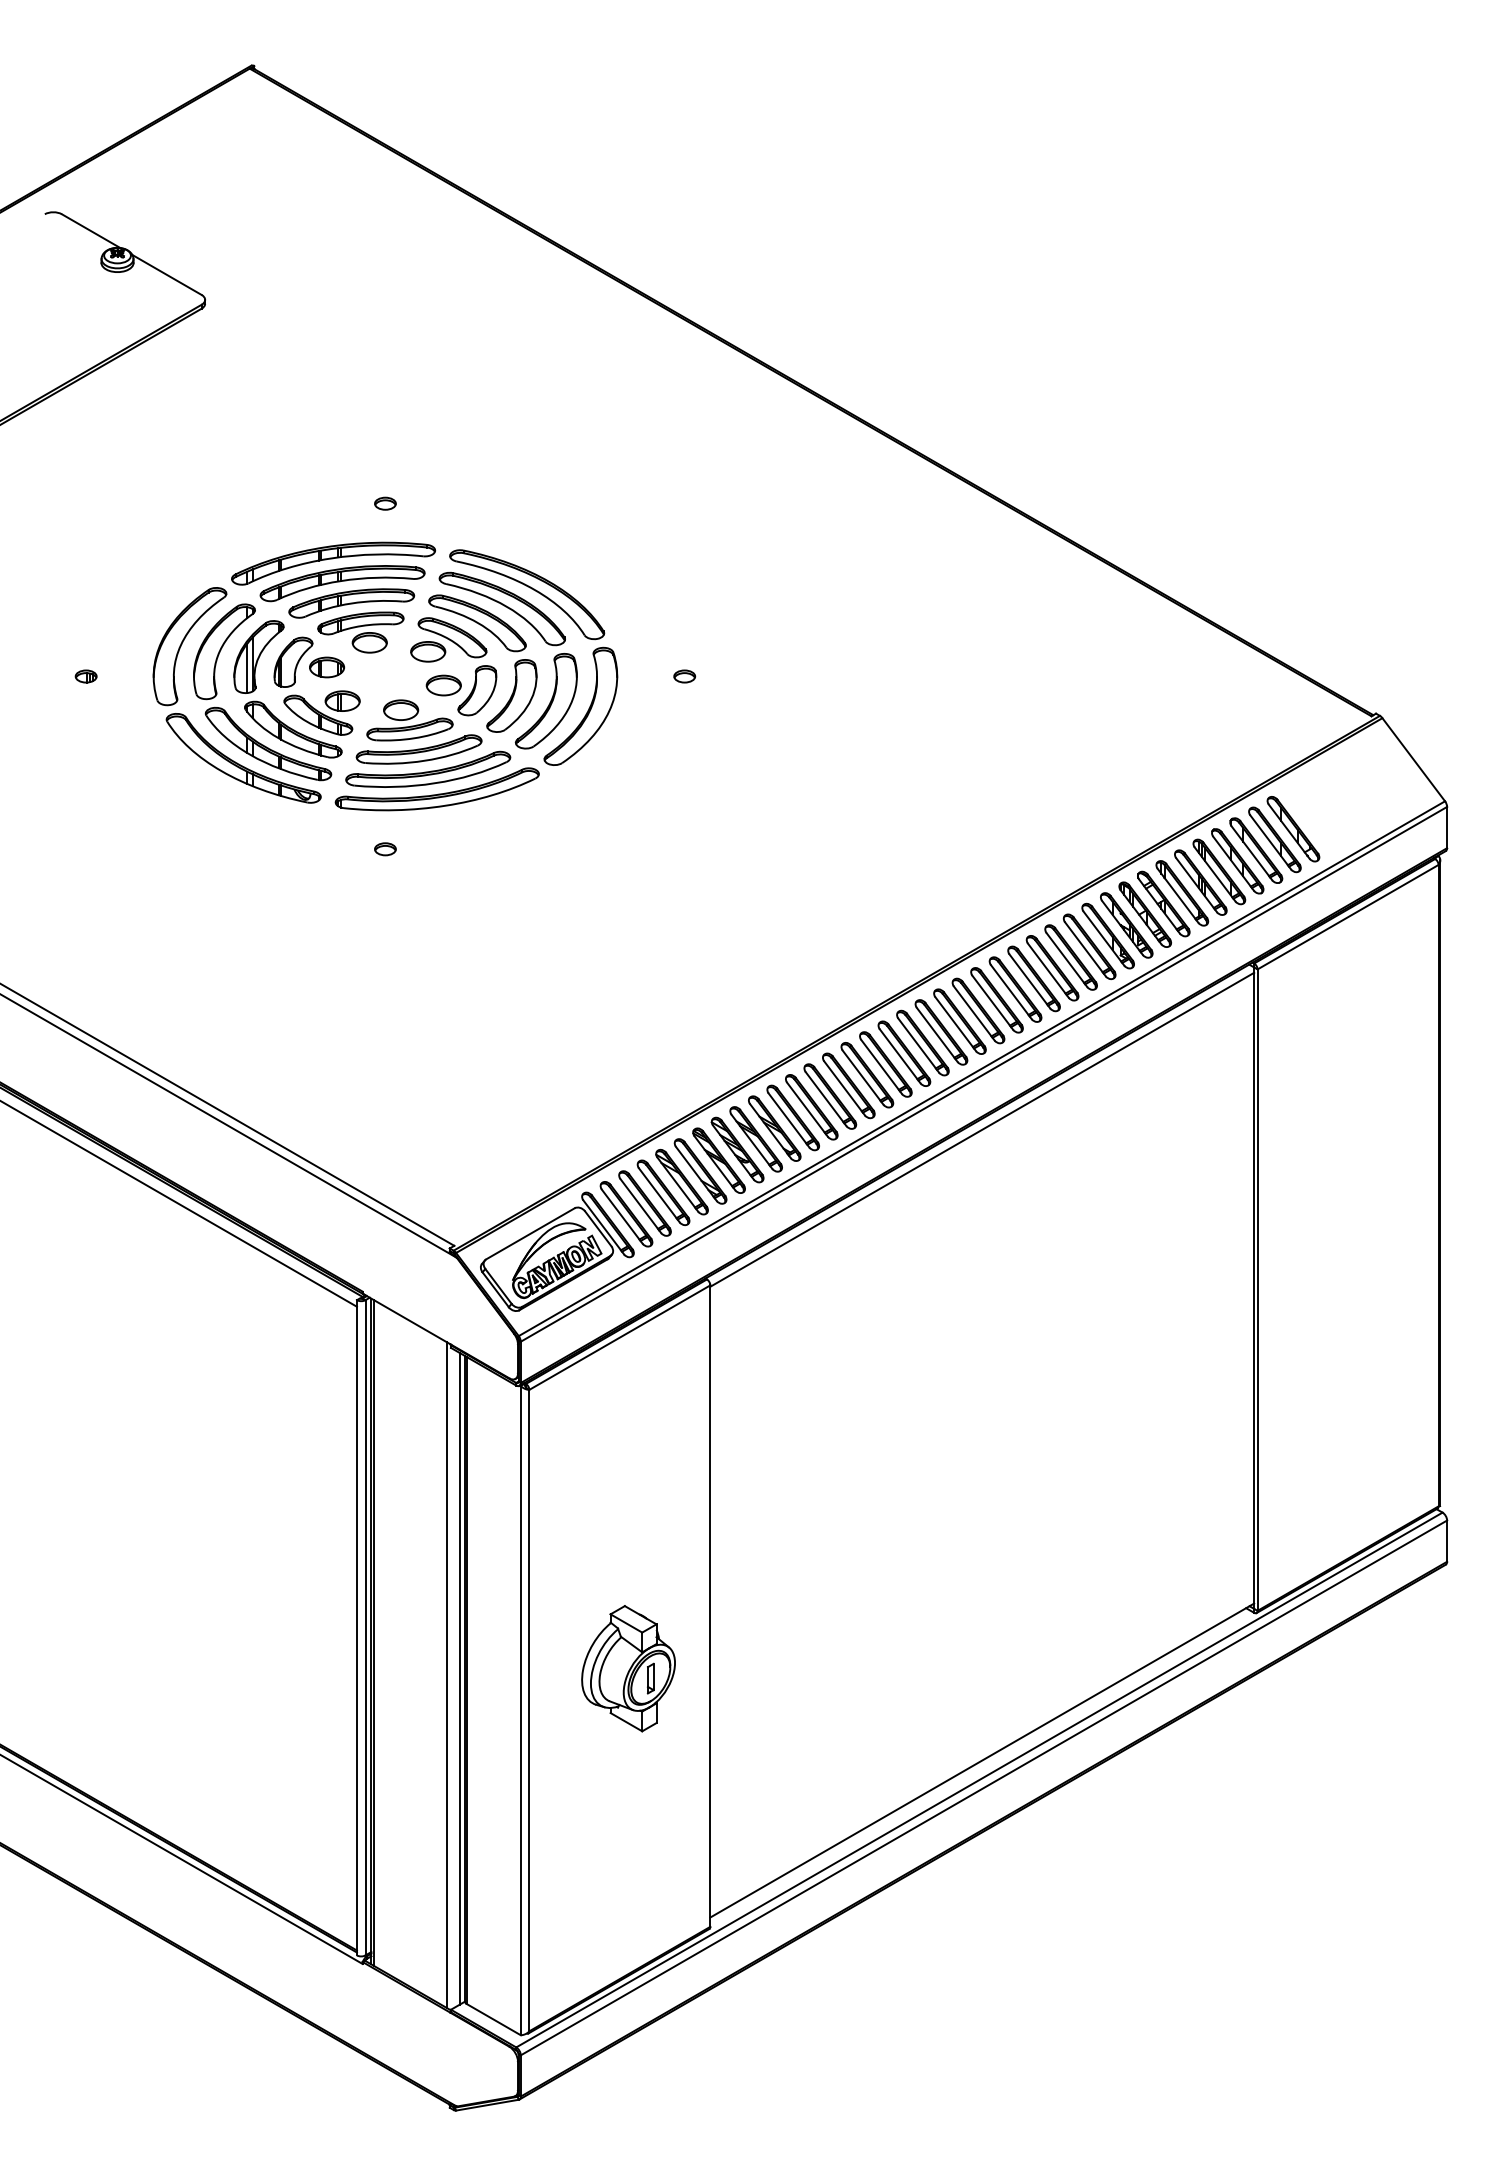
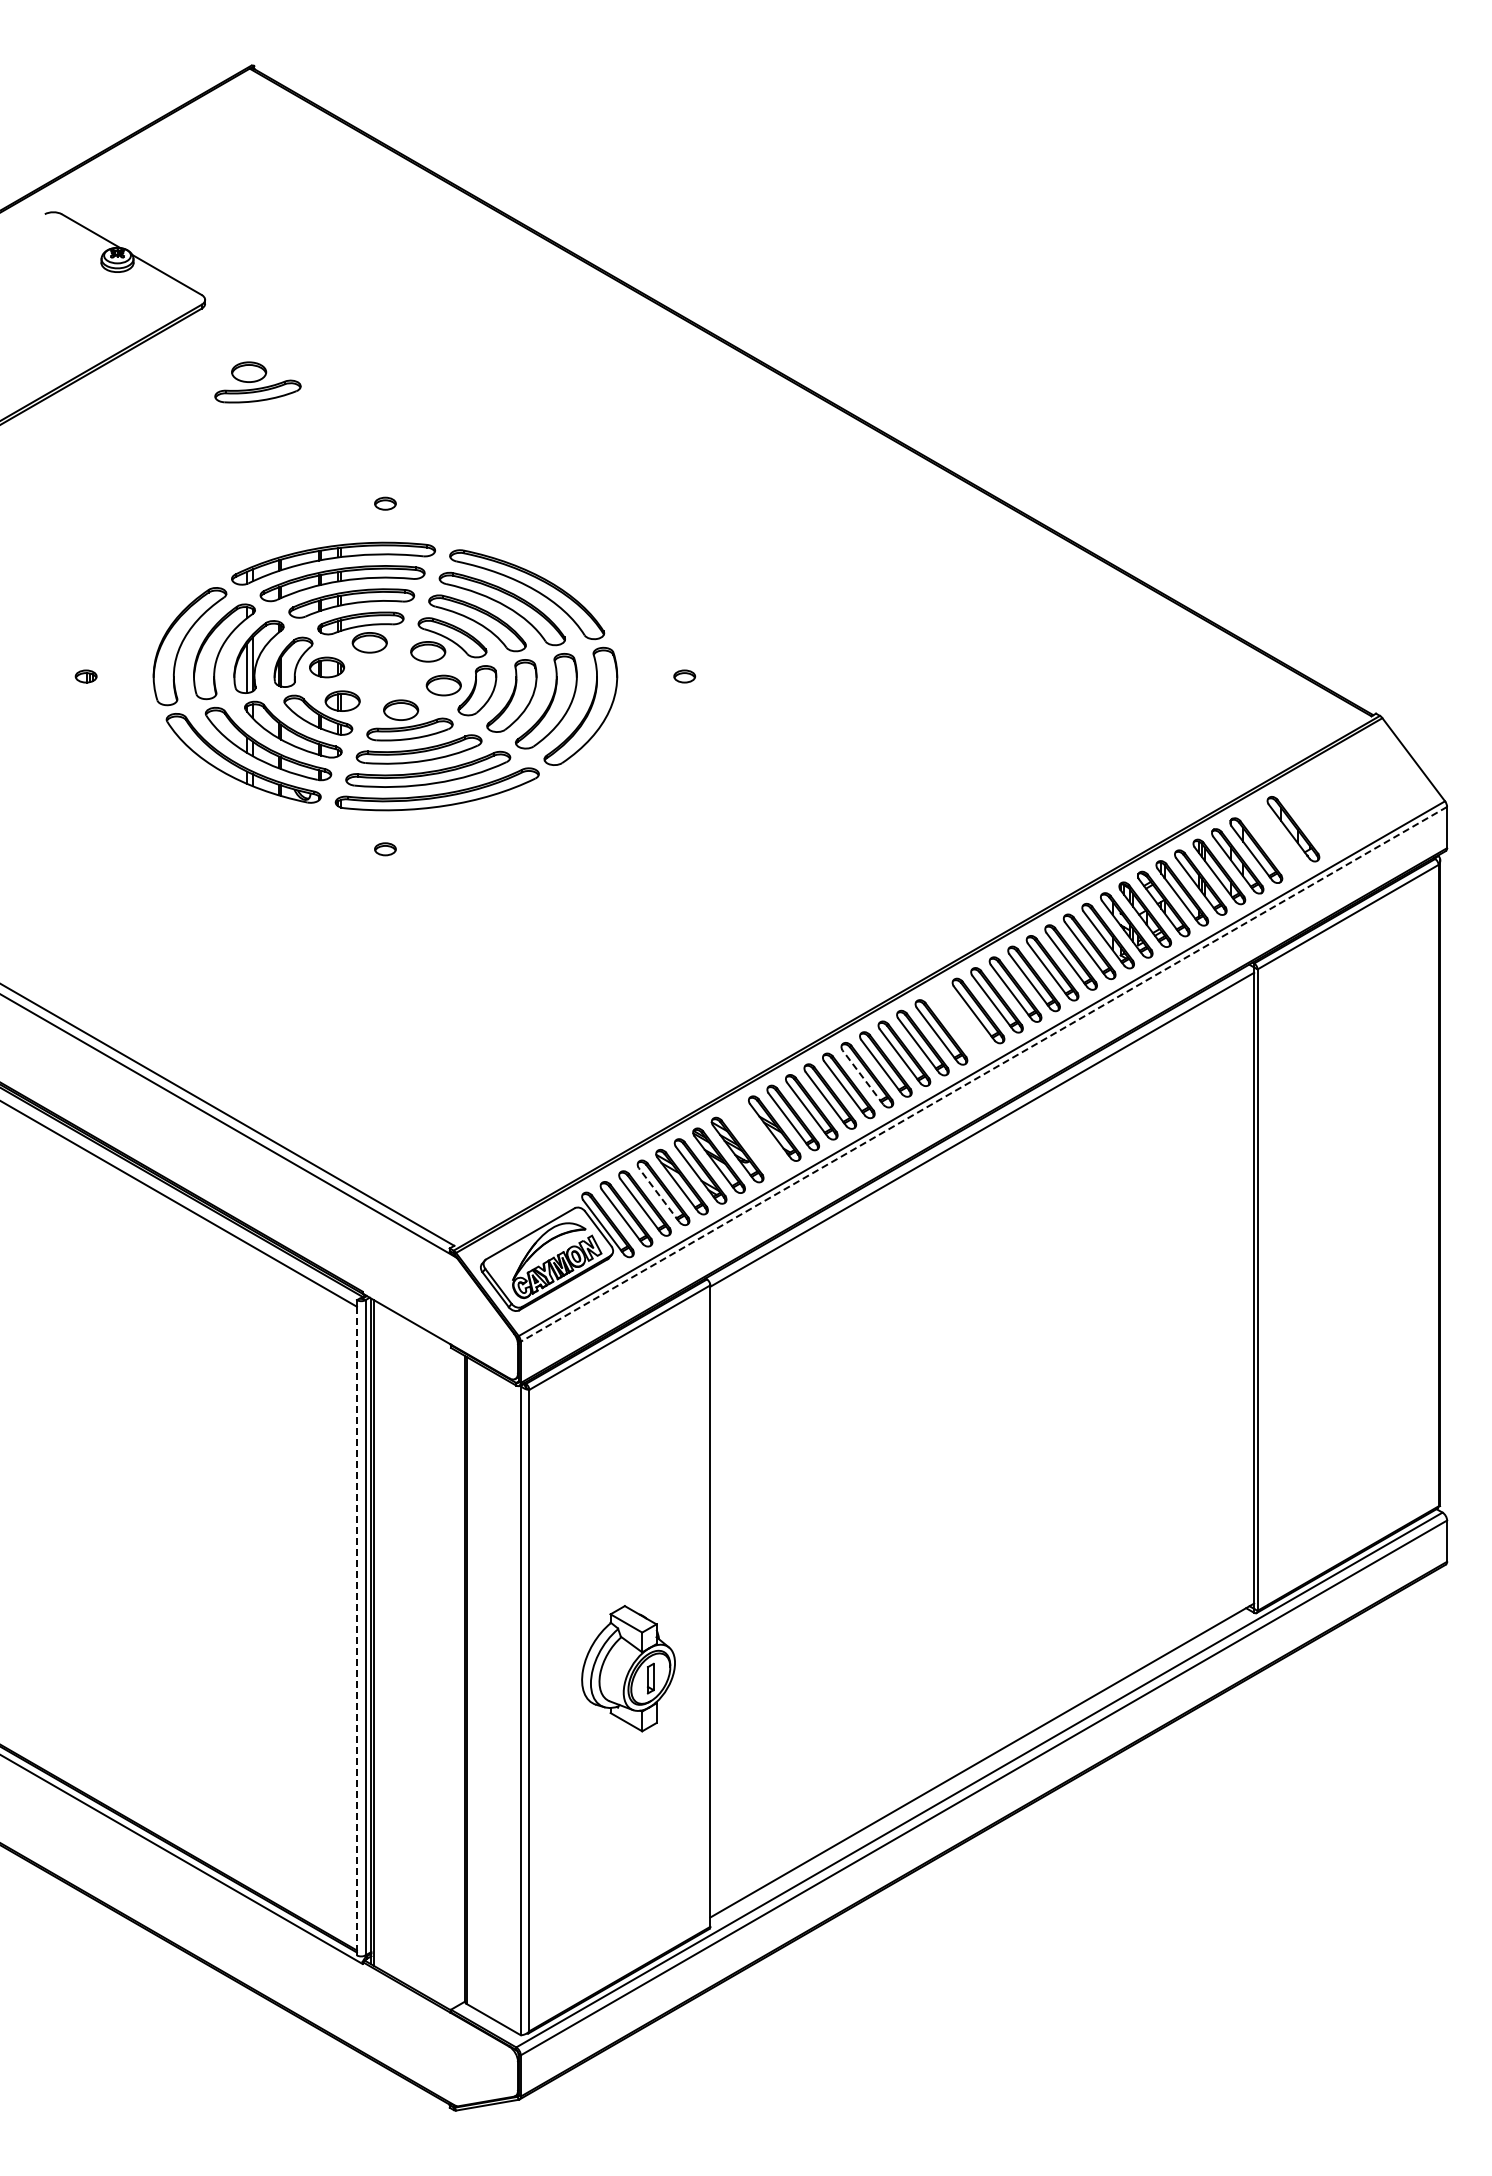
part: none -> present (257, 382)
part: present -> none (1274, 839)
part: present -> none (959, 1021)
line: solid -> dashed (983, 1074)
line: solid -> dashed (863, 1077)
part: present -> none (755, 1139)
line: solid -> dashed (659, 1195)
line: solid -> dashed (356, 1628)
line: present -> none (447, 1675)
line: present -> none (459, 1678)
